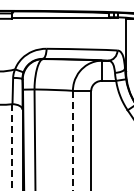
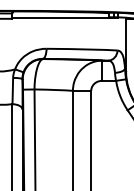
line: dashed -> solid (72, 140)
line: dashed -> solid (12, 147)
